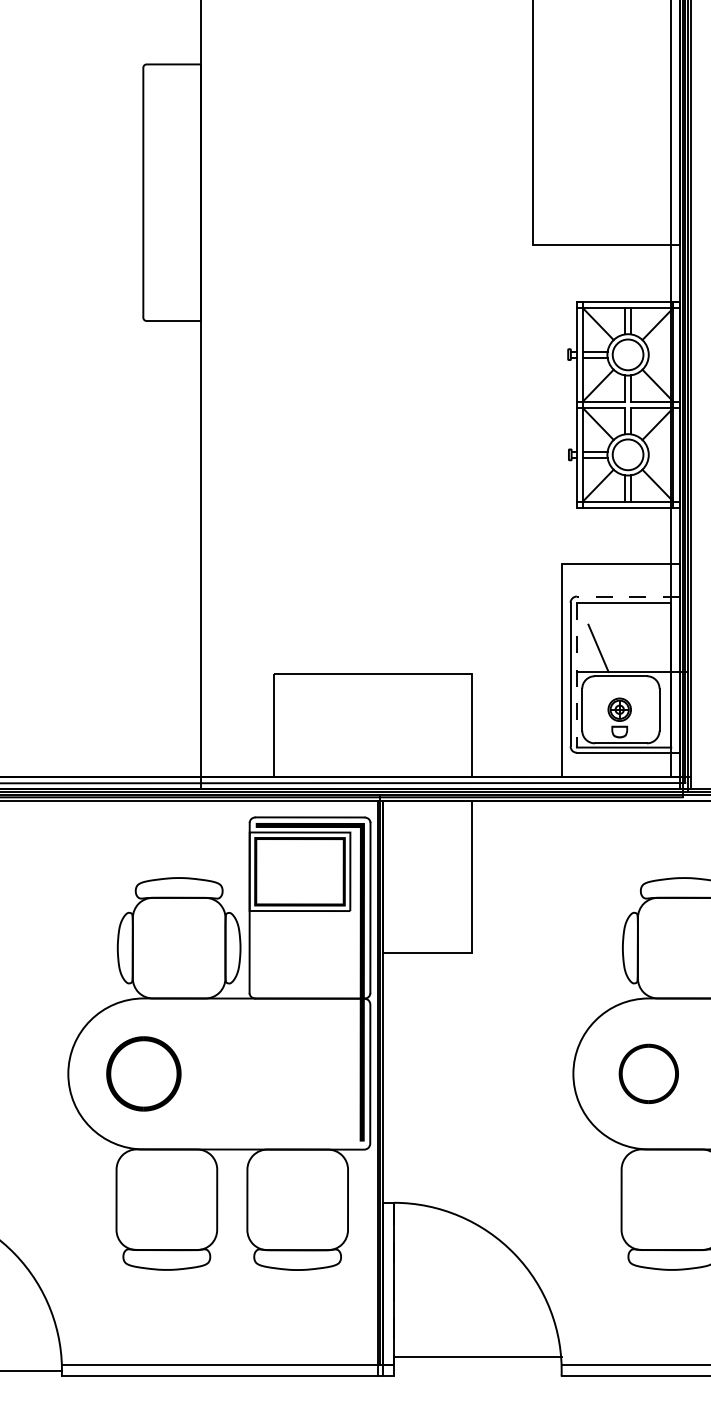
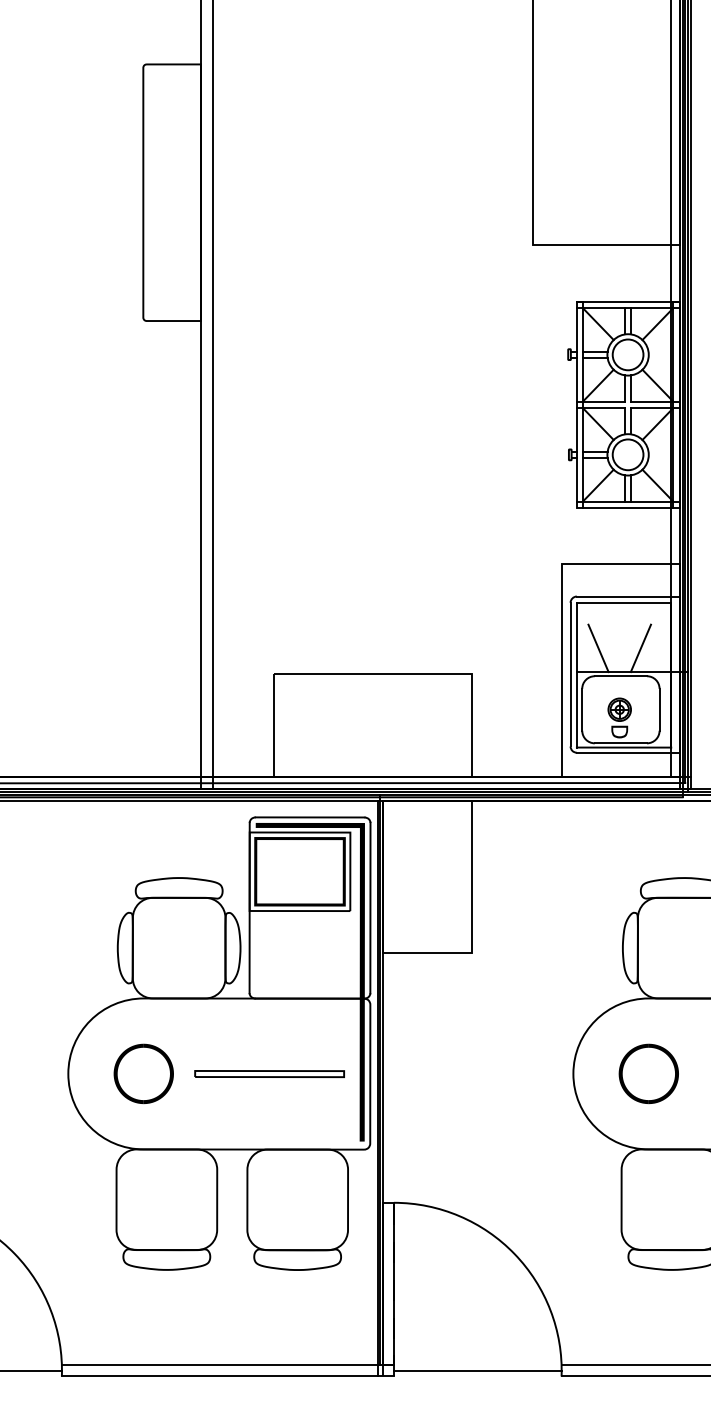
line: none -> present (212, 395)
line: dashed -> solid (627, 596)
line: none -> present (640, 648)
line: dashed -> solid (576, 675)
part size: 76x76 px -> 61x62 px (143, 1073)
part: none -> present (269, 1073)
line position: (477, 1356) -> (477, 1370) (477, 1370)
